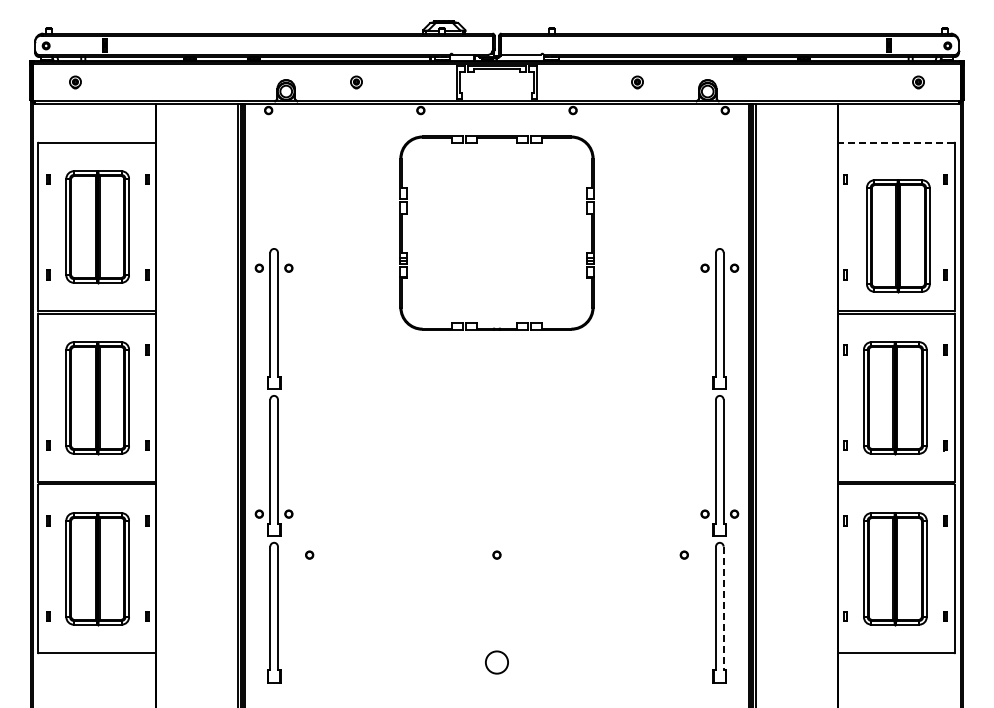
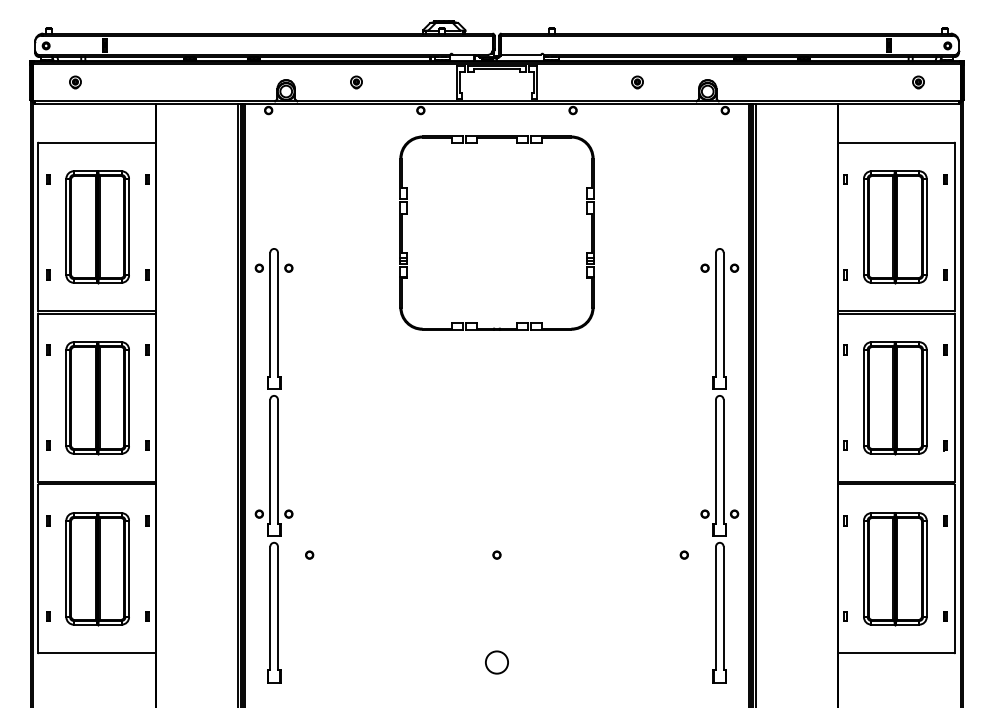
line: dashed -> solid (895, 142)
part position: (898, 236) -> (895, 227) (895, 227)
part: none -> present (48, 349)
line: dashed -> solid (723, 608)
